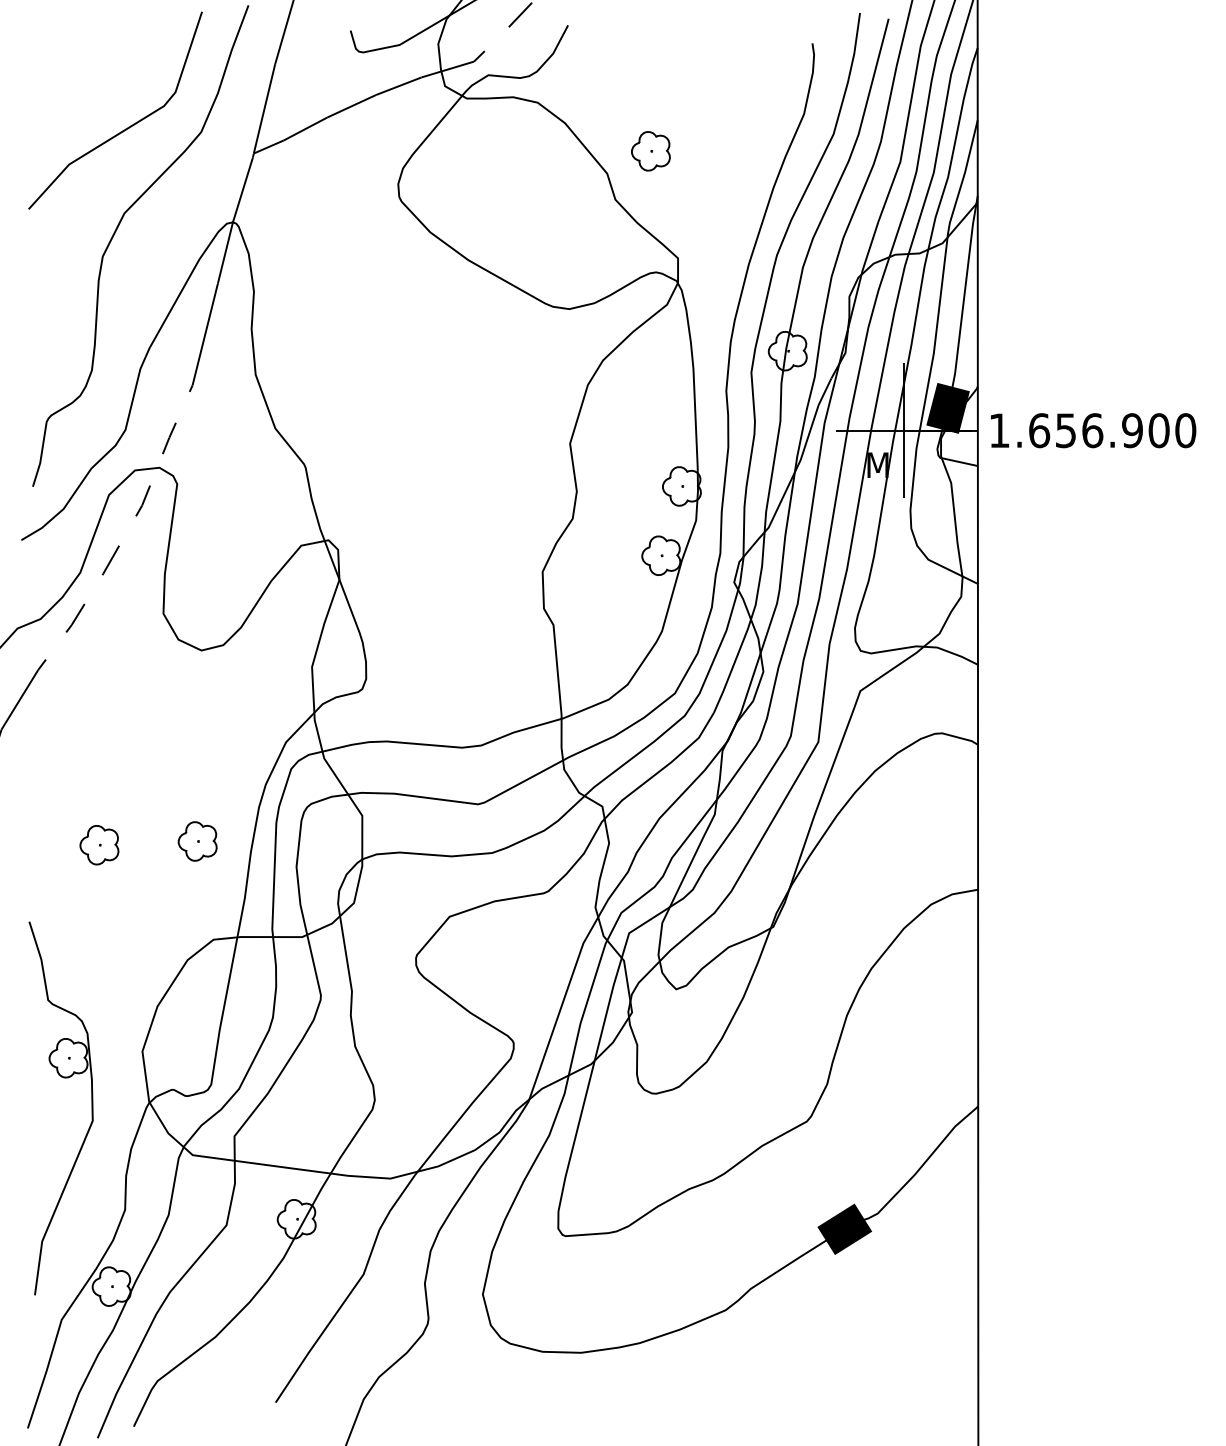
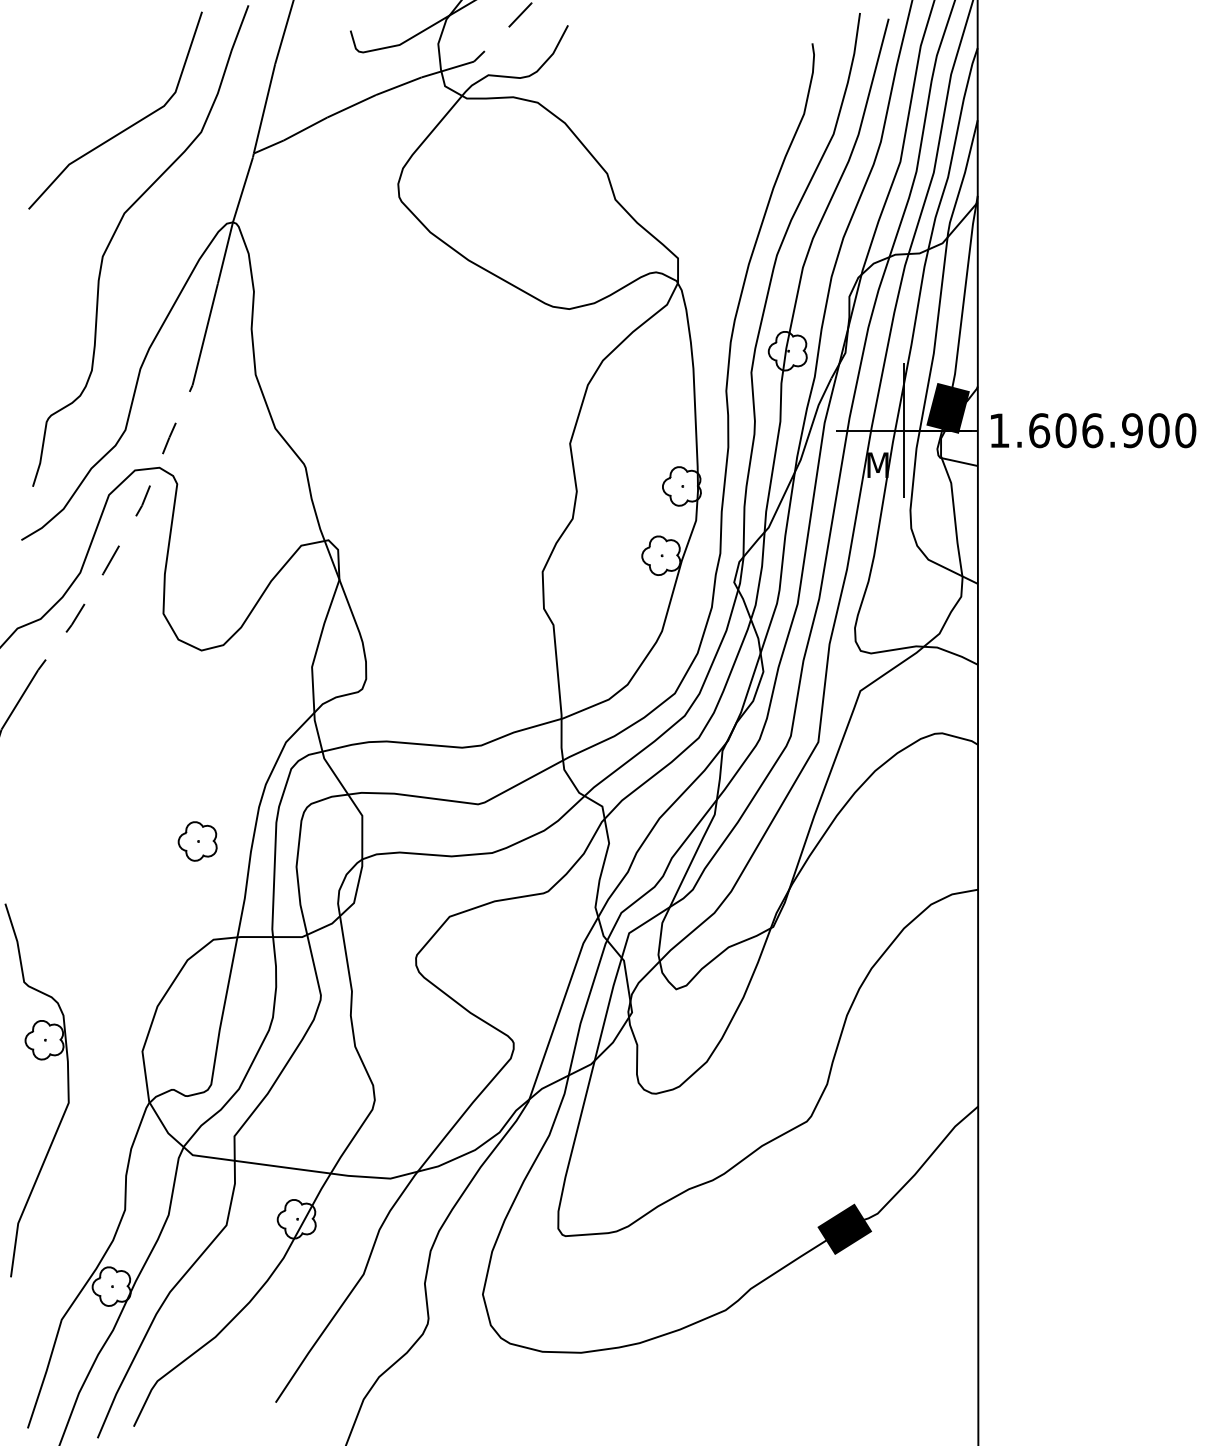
part: present -> none (650, 151)
text: 1.656.900 -> 1.606.900 (1065, 430)
part: present -> none (99, 845)
part position: (63, 1078) -> (39, 1060) (39, 1060)
